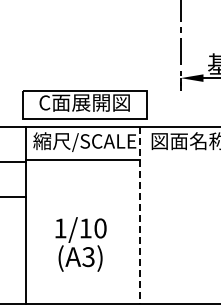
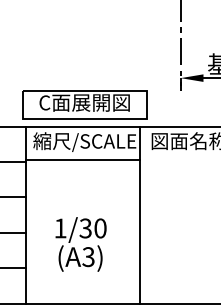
line: dashed -> solid (139, 215)
text: 1/10 -> 1/30 (85, 228)
line: none -> present (14, 232)
line: none -> present (14, 268)
